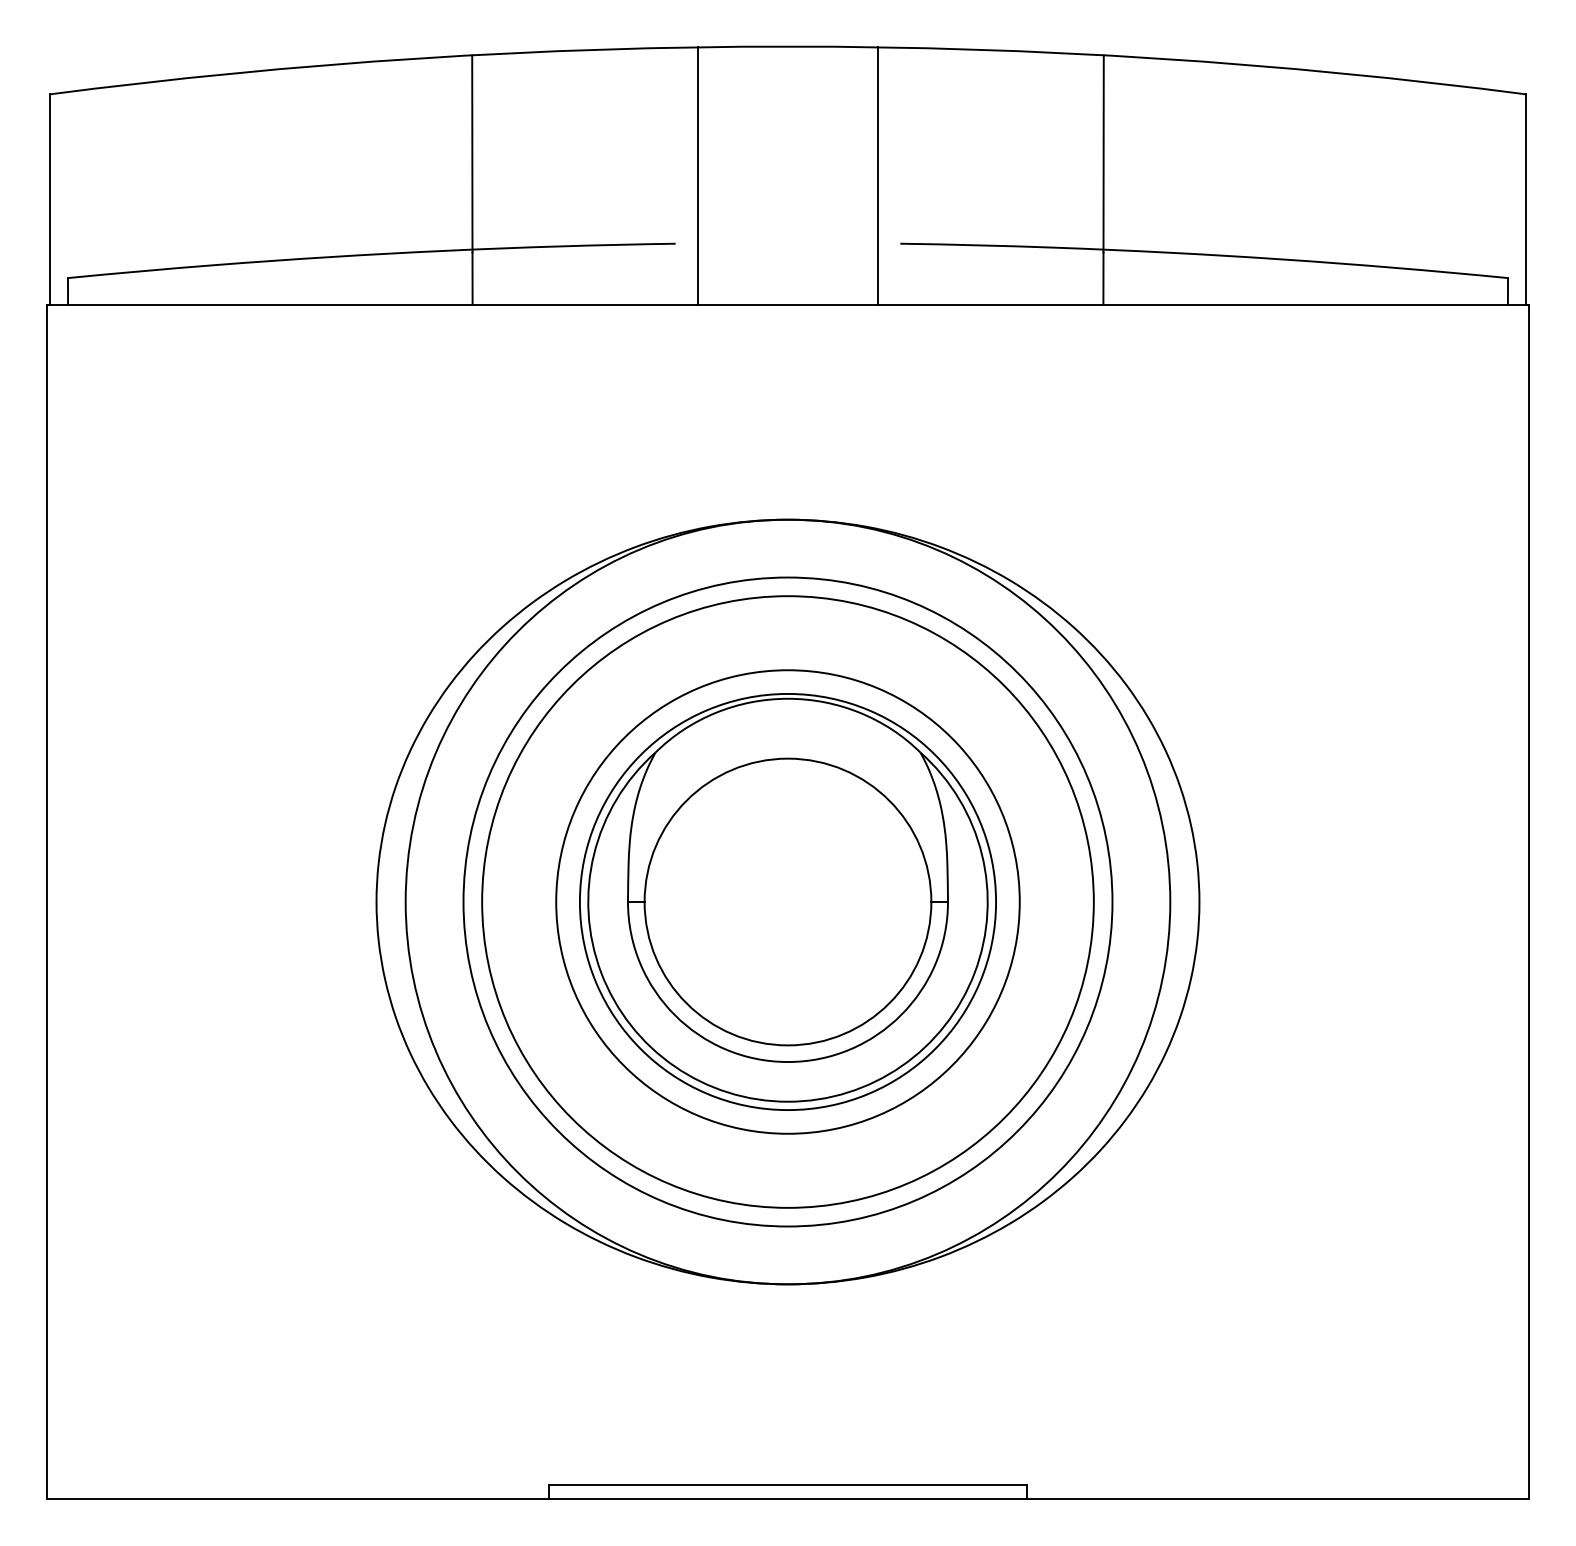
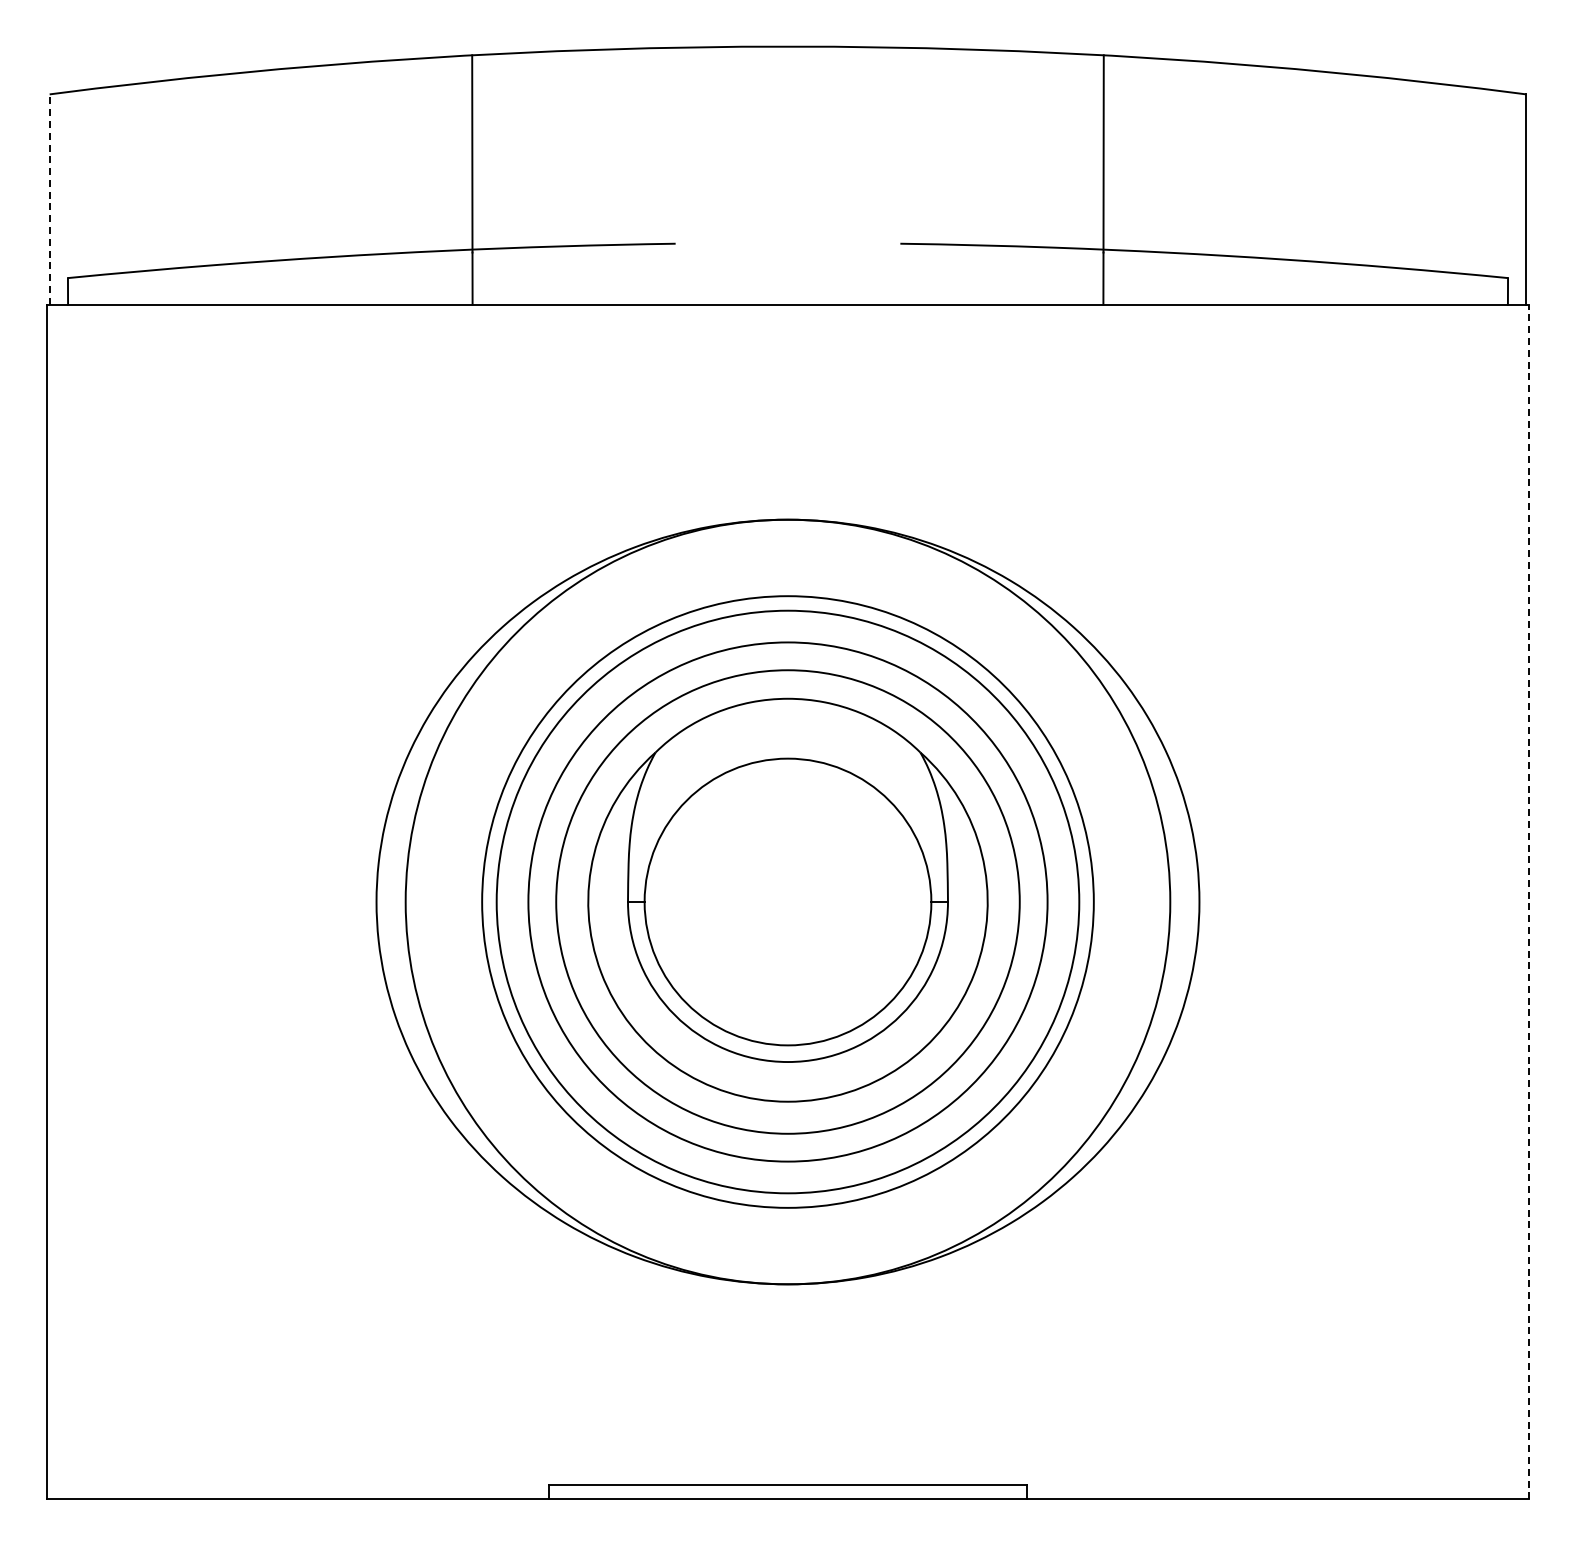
line: present -> none (698, 175)
line: present -> none (877, 175)
line: solid -> dashed (49, 199)
circle diameter: 416 px -> 583 px (787, 901)
circle diameter: 649 px -> 519 px (787, 901)
line: solid -> dashed (1528, 901)
